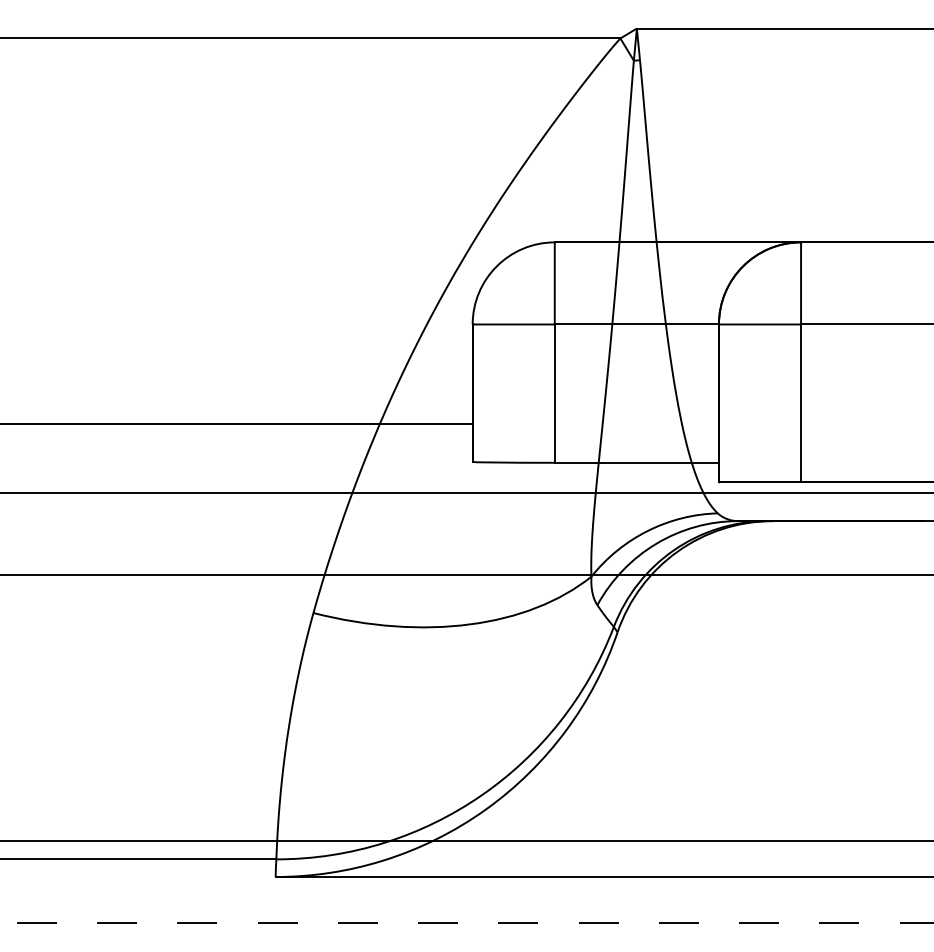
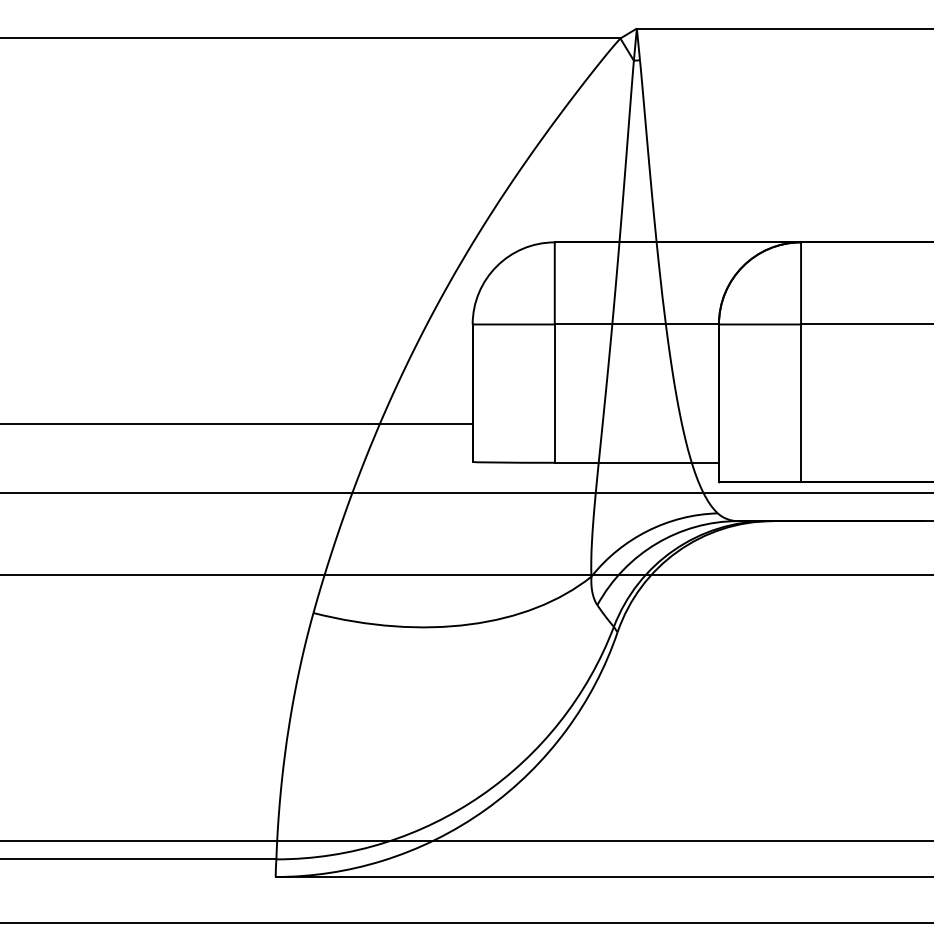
line: dashed -> solid (467, 923)
